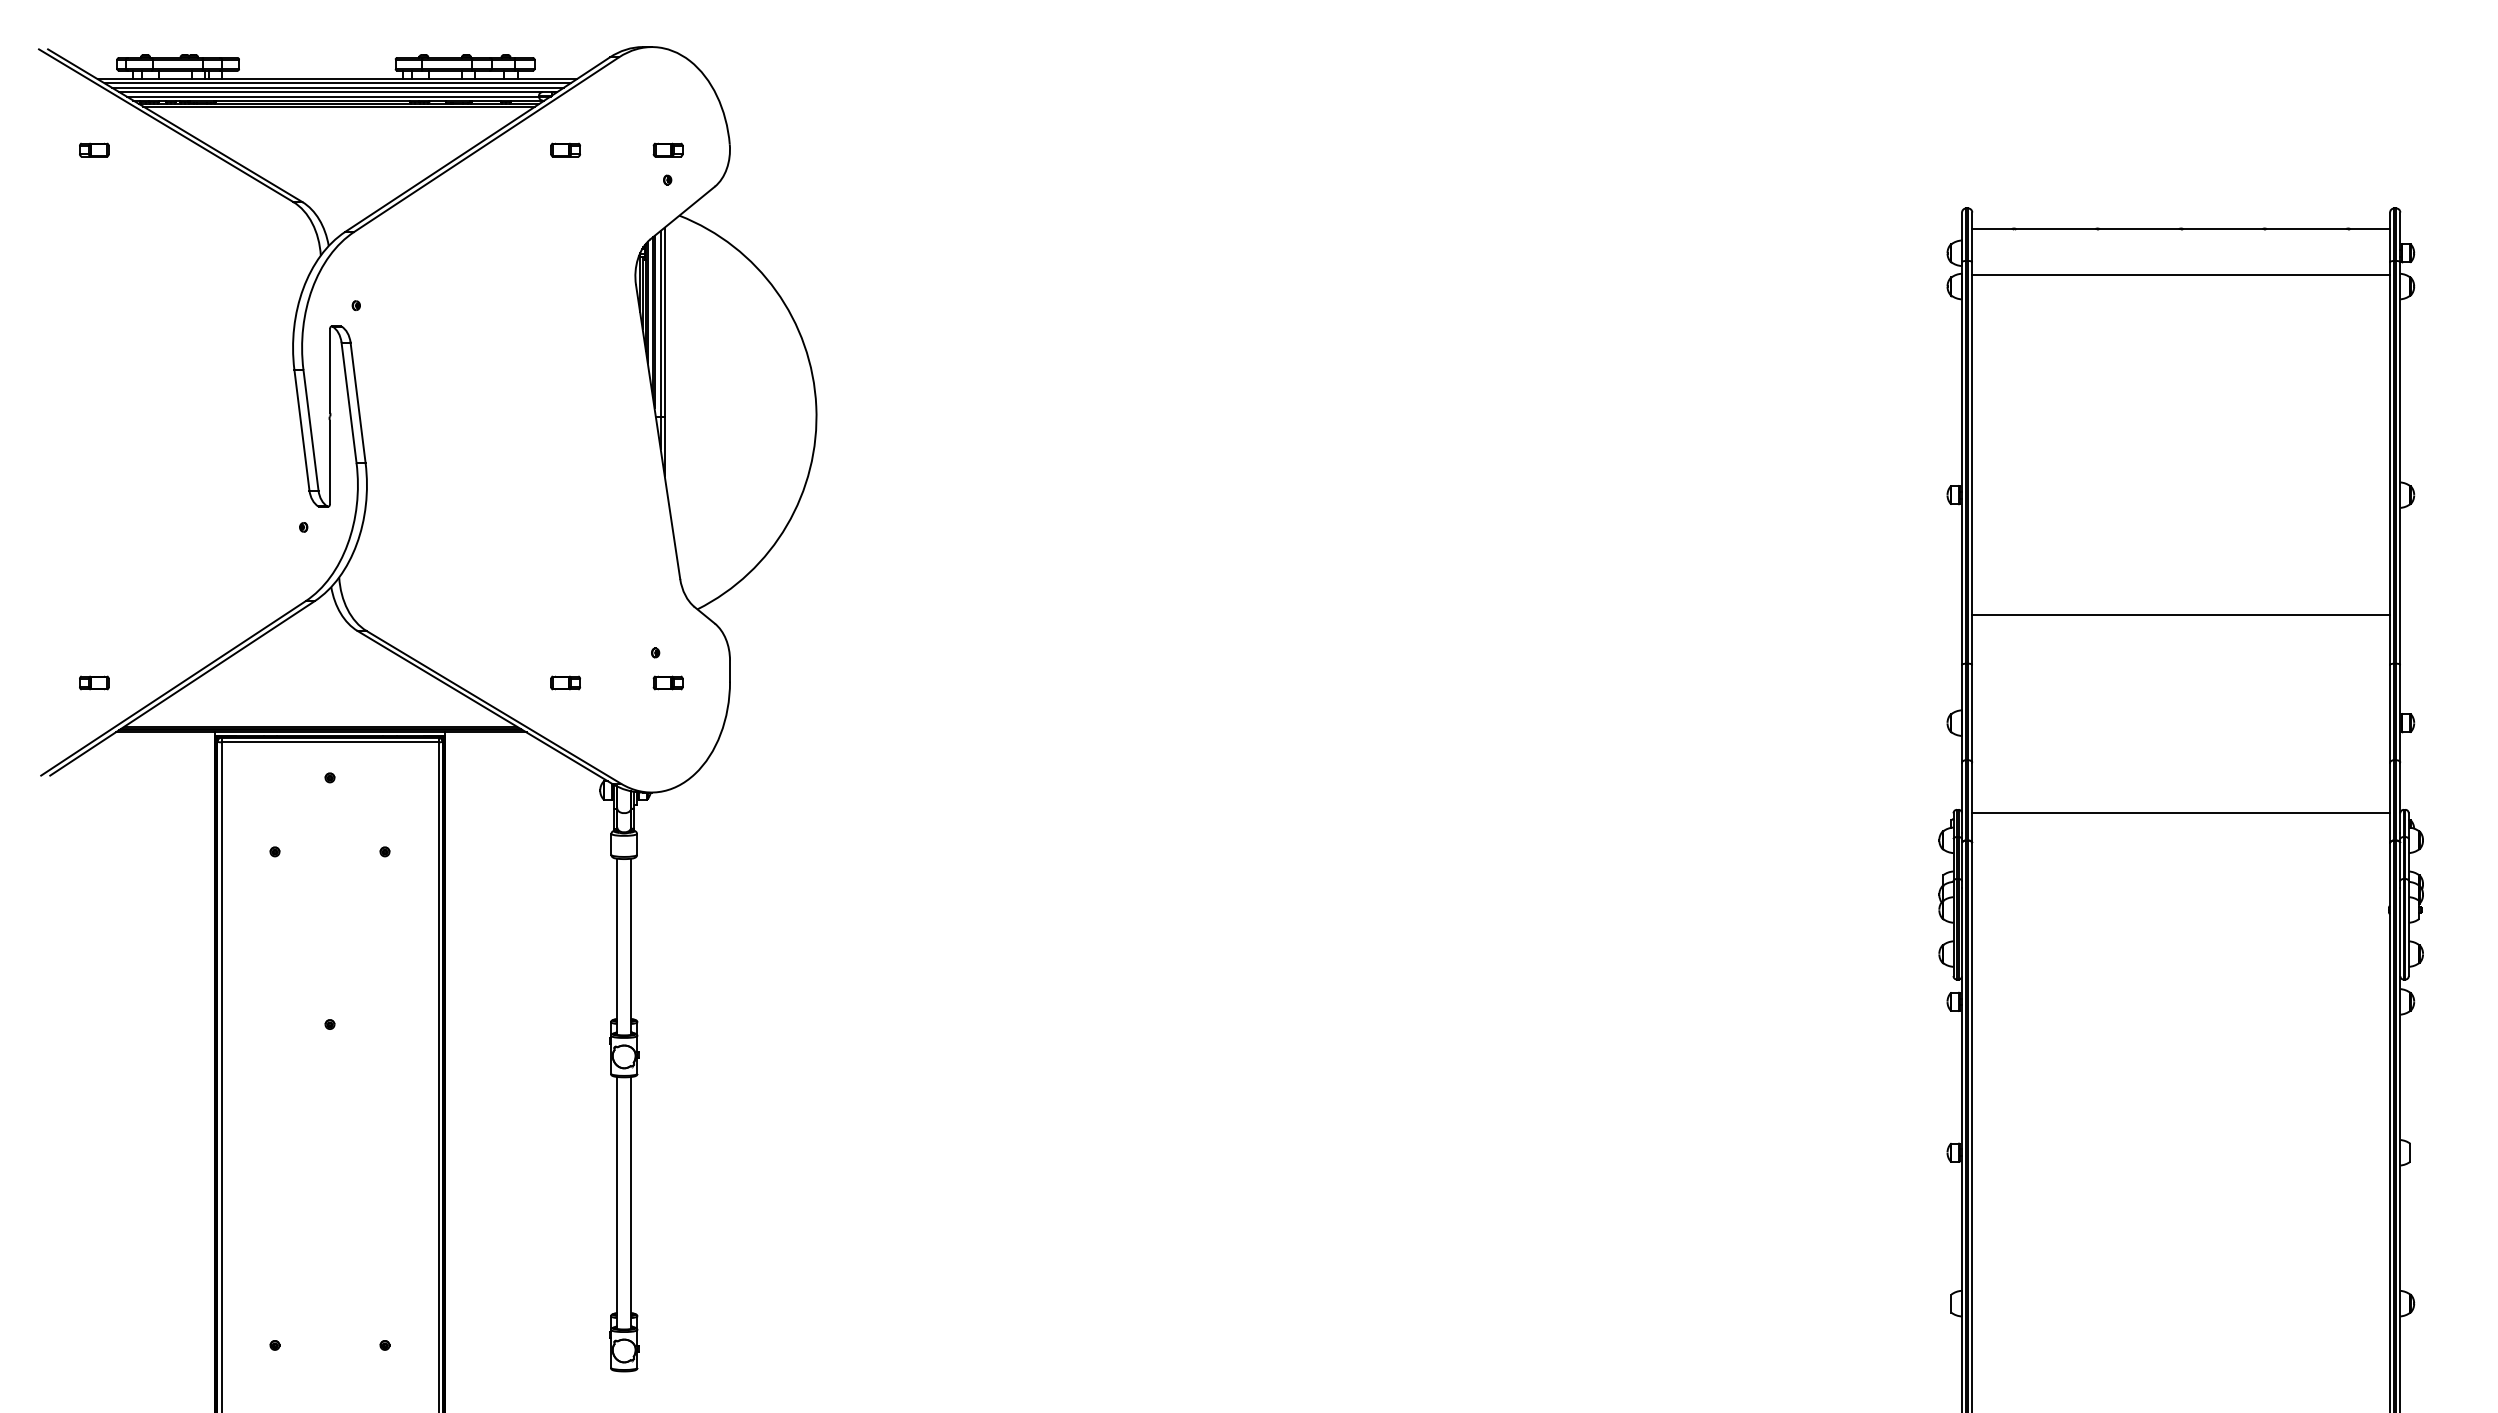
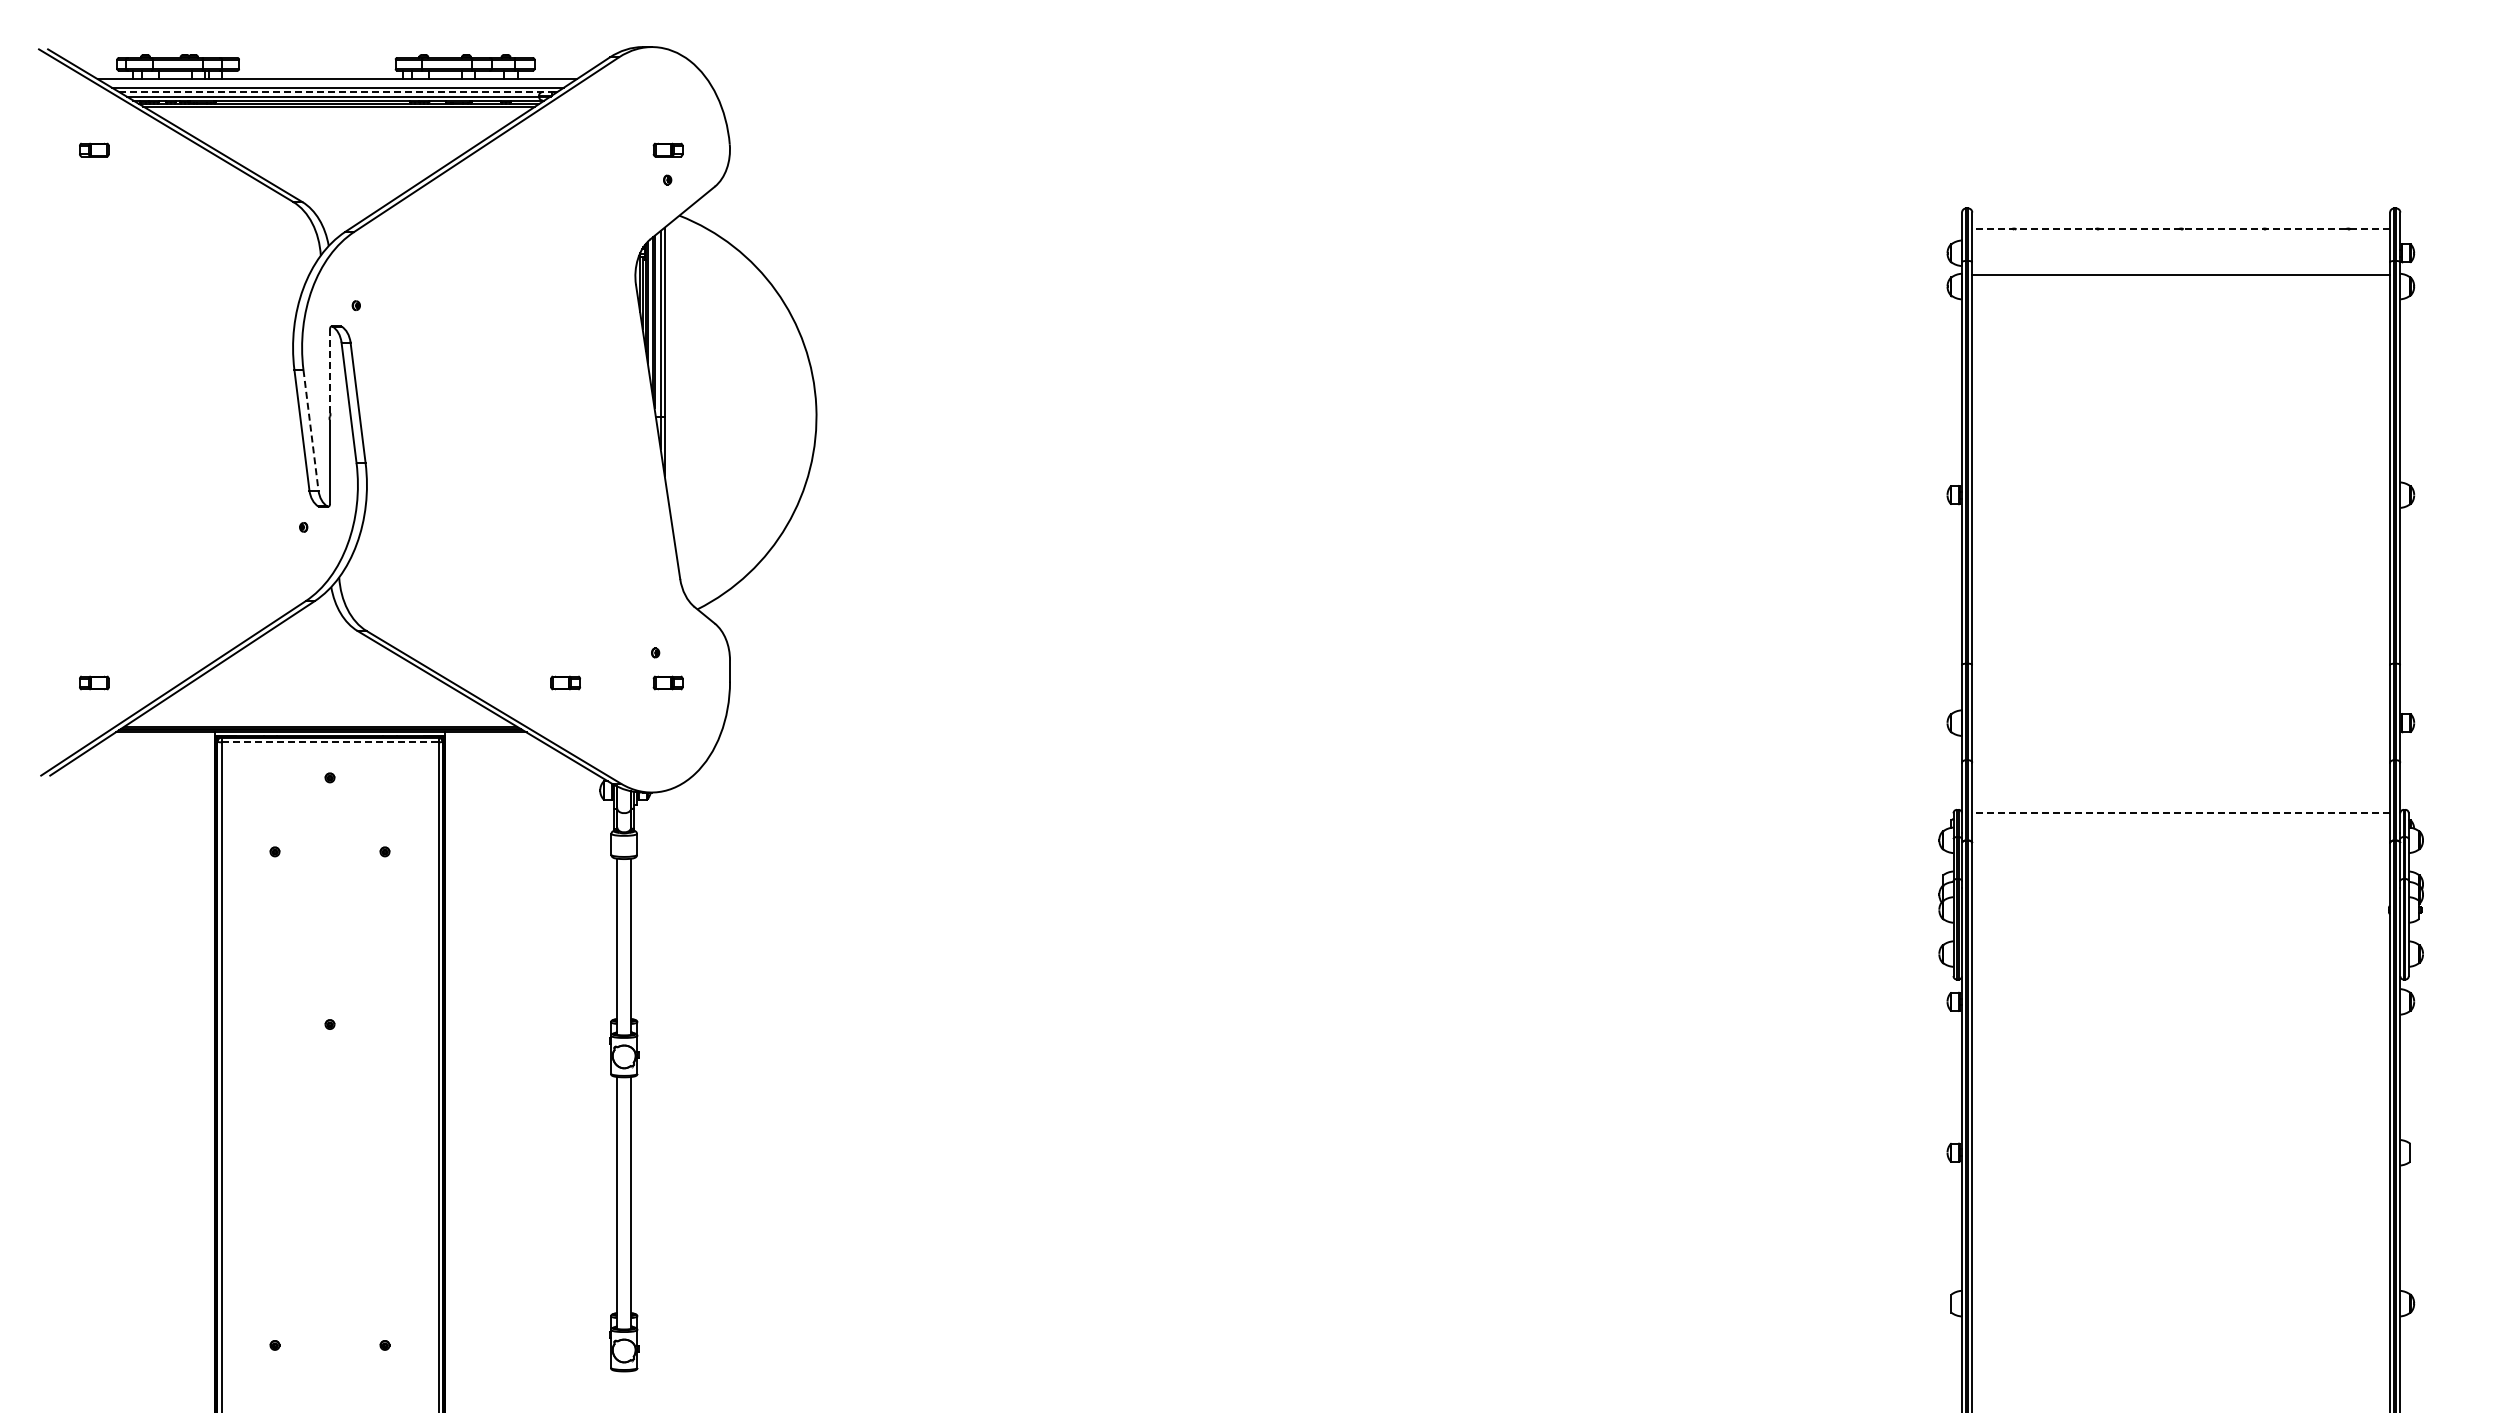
line: present -> none (337, 83)
line: solid -> dashed (338, 92)
part: present -> none (565, 149)
line: solid -> dashed (2181, 228)
line: solid -> dashed (330, 370)
line: solid -> dashed (311, 430)
line: present -> none (2181, 614)
line: solid -> dashed (330, 742)
line: solid -> dashed (2181, 813)
